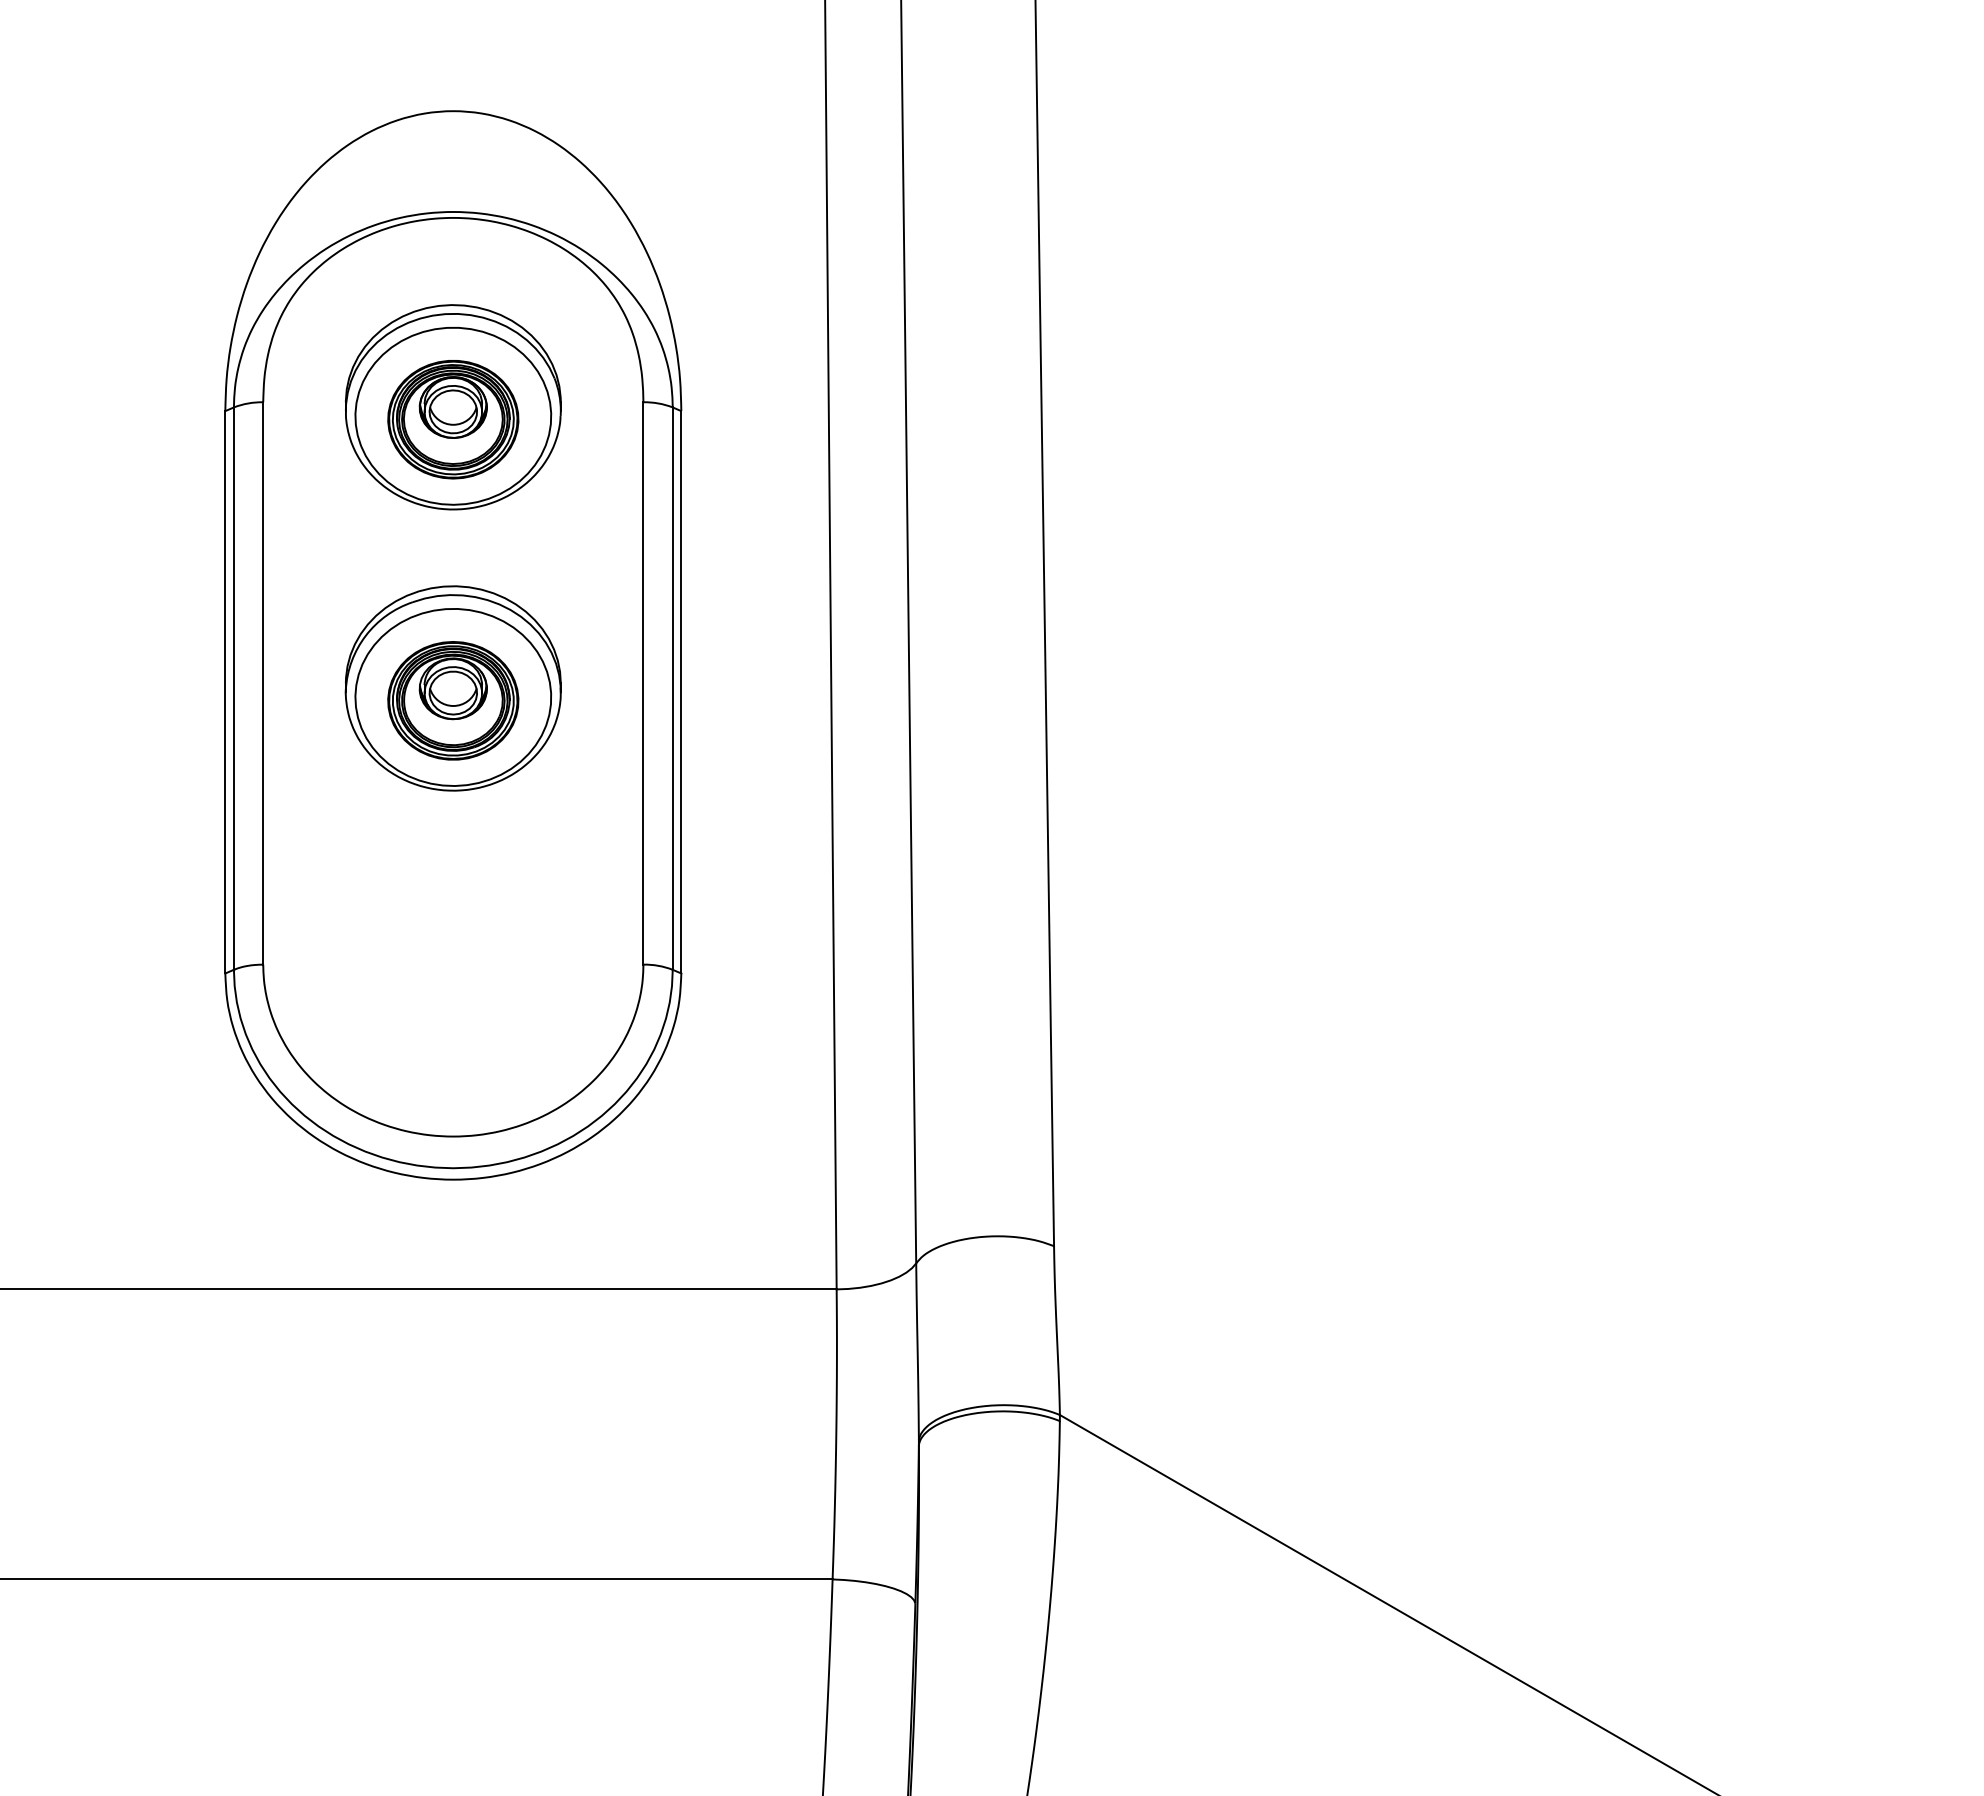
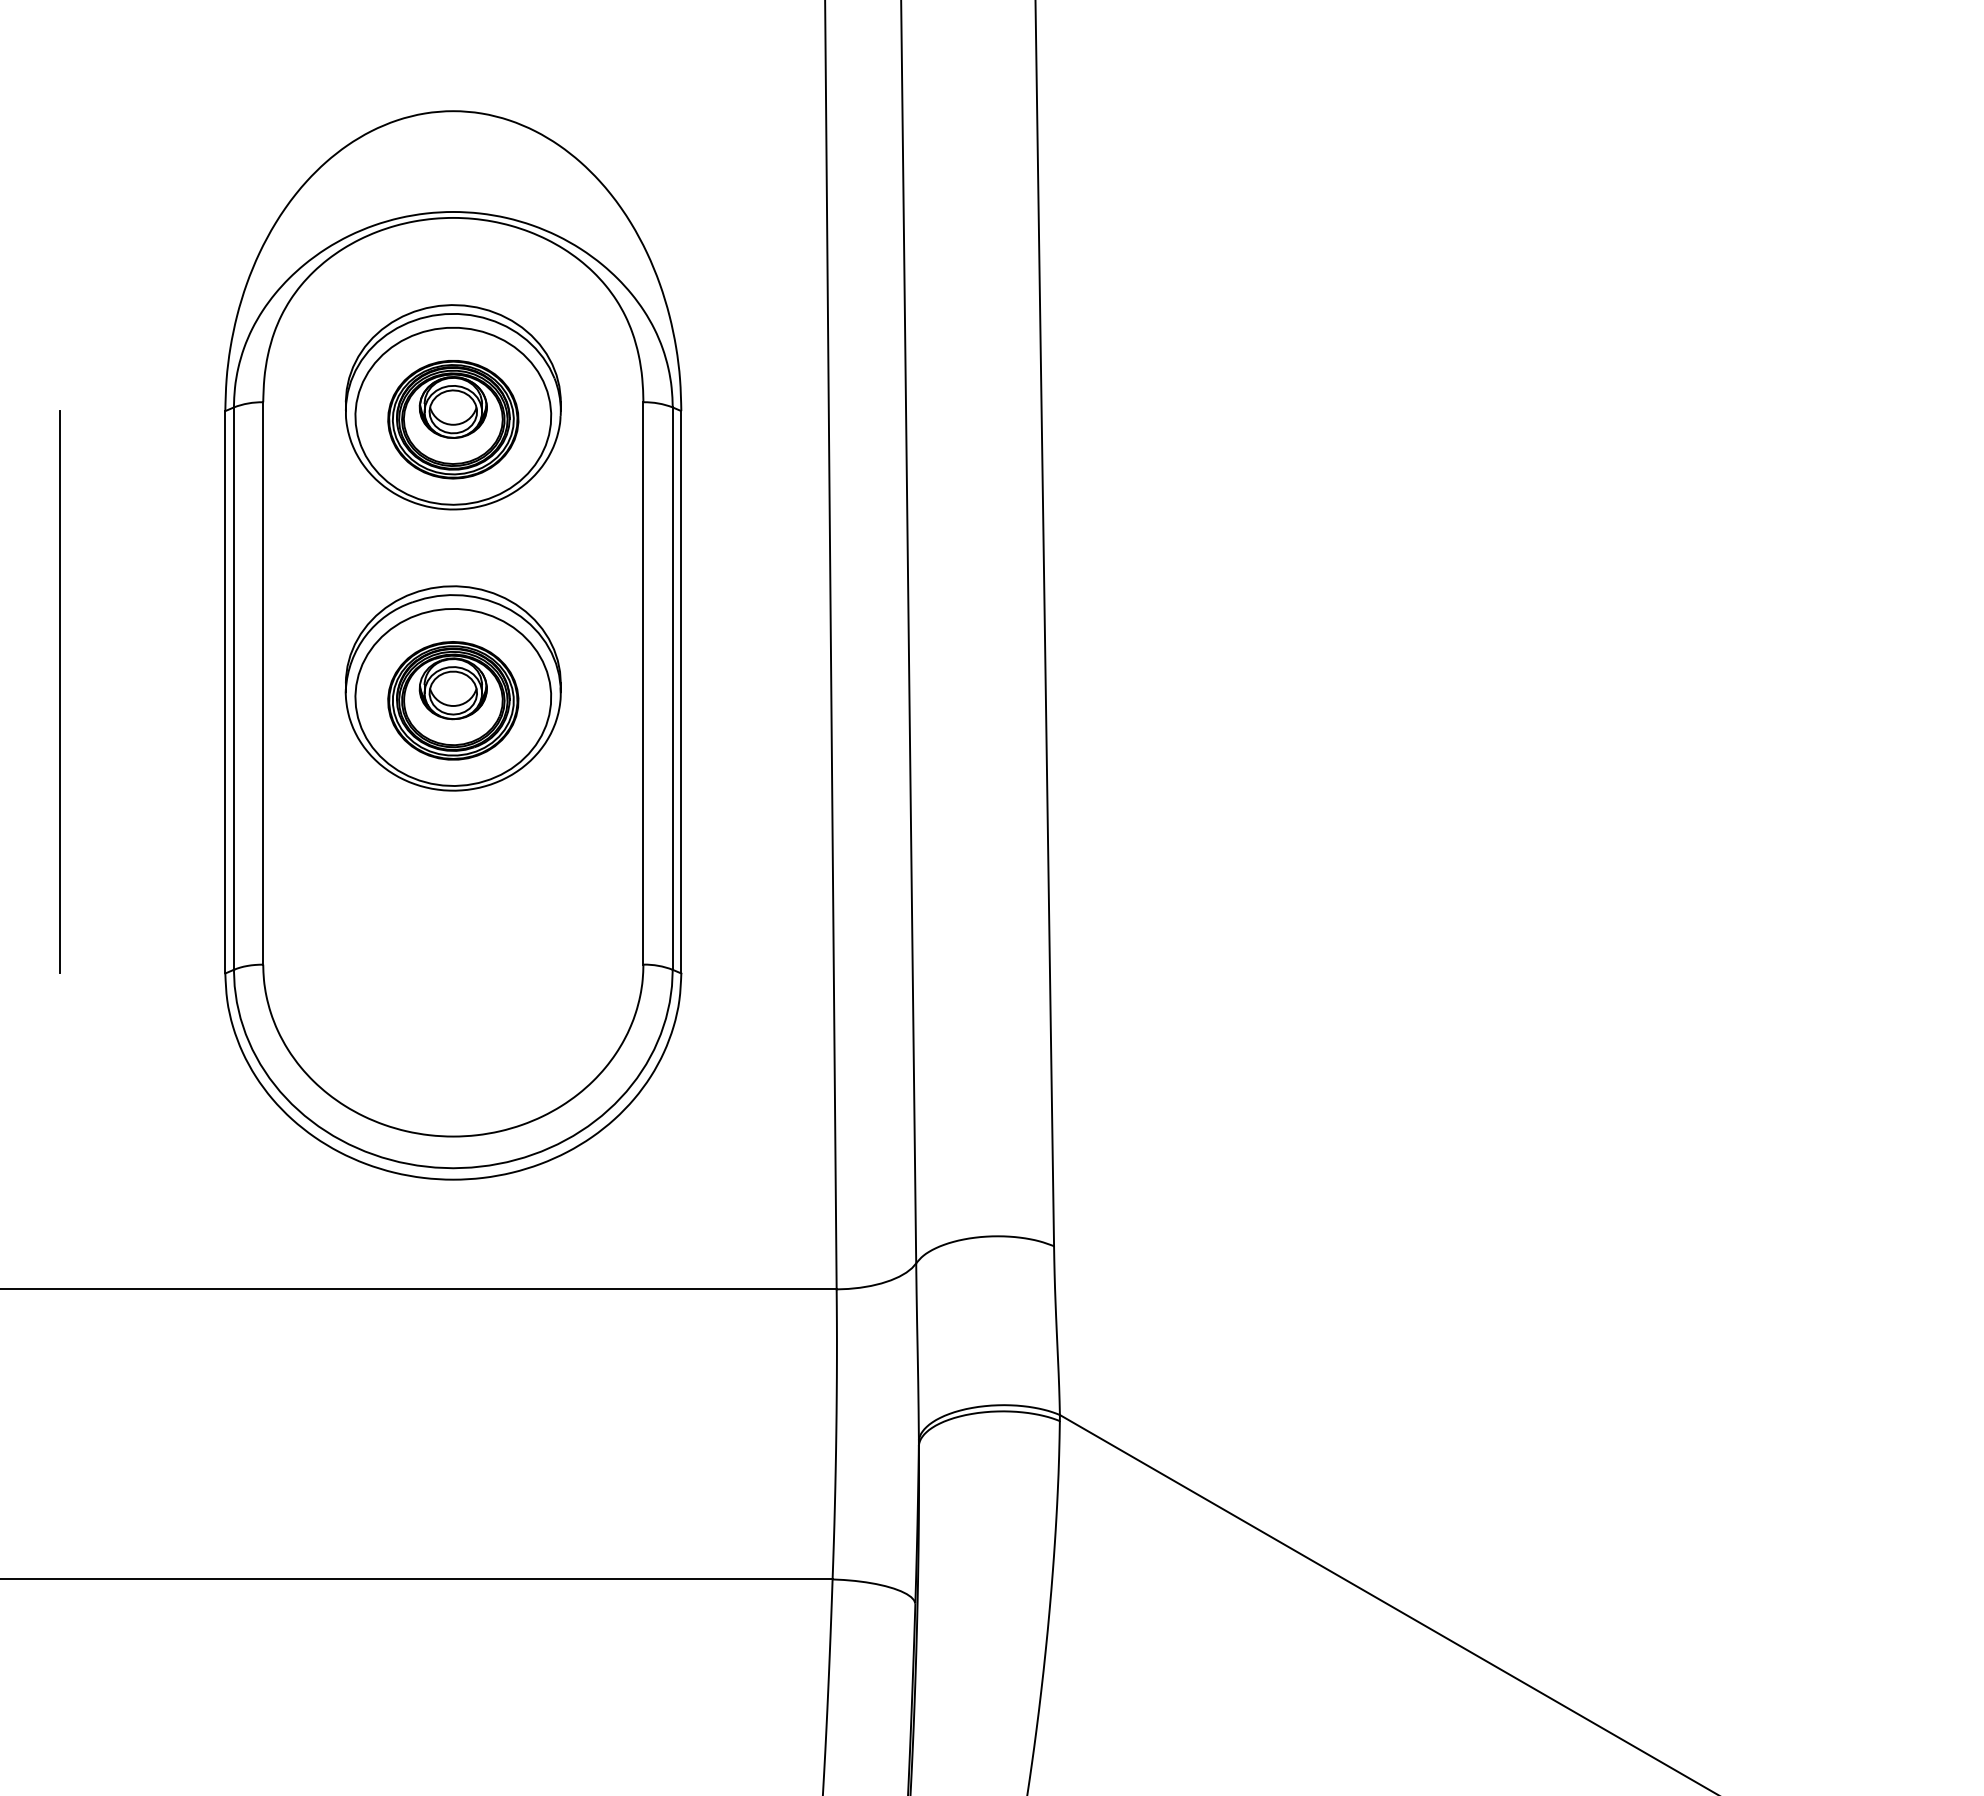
line: none -> present (59, 692)
